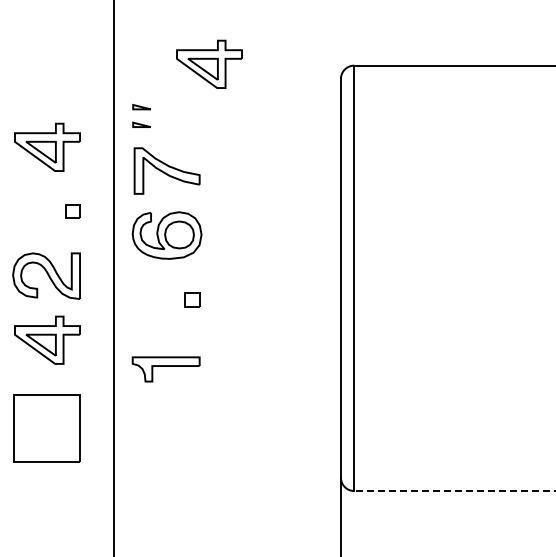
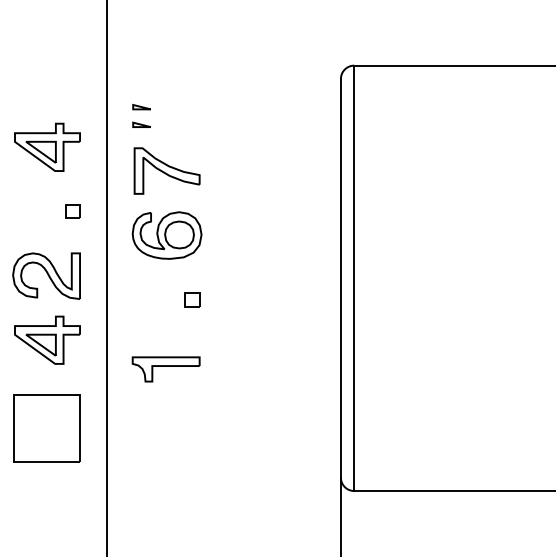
part: present -> none (209, 63)
line position: (113, 277) -> (106, 277) (106, 277)
line: dashed -> solid (454, 491)
